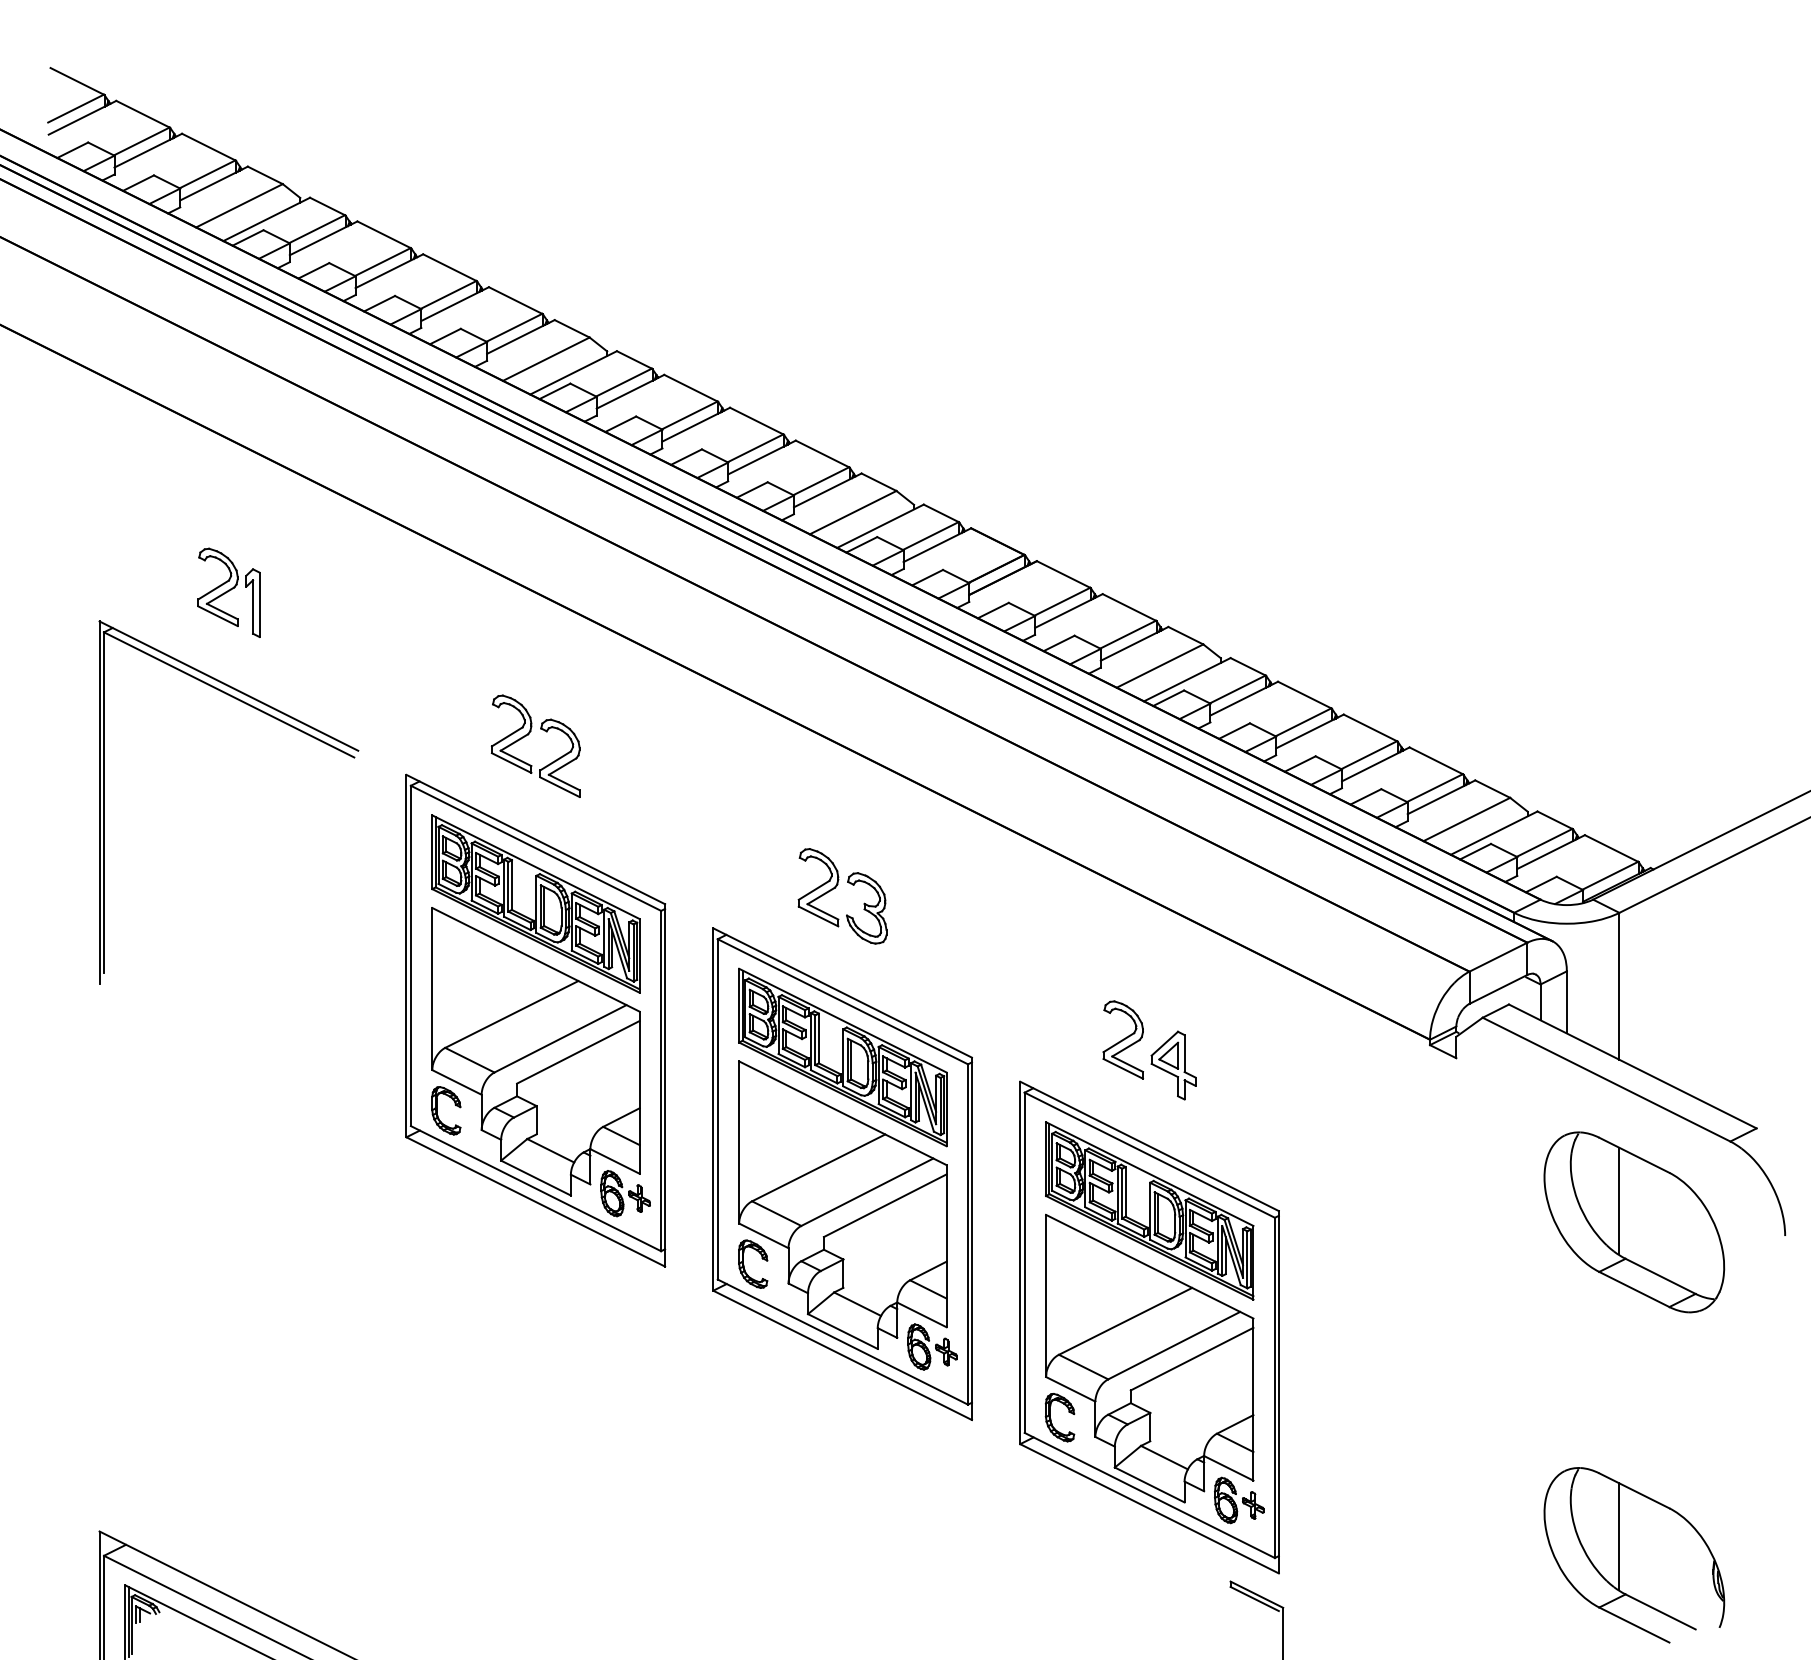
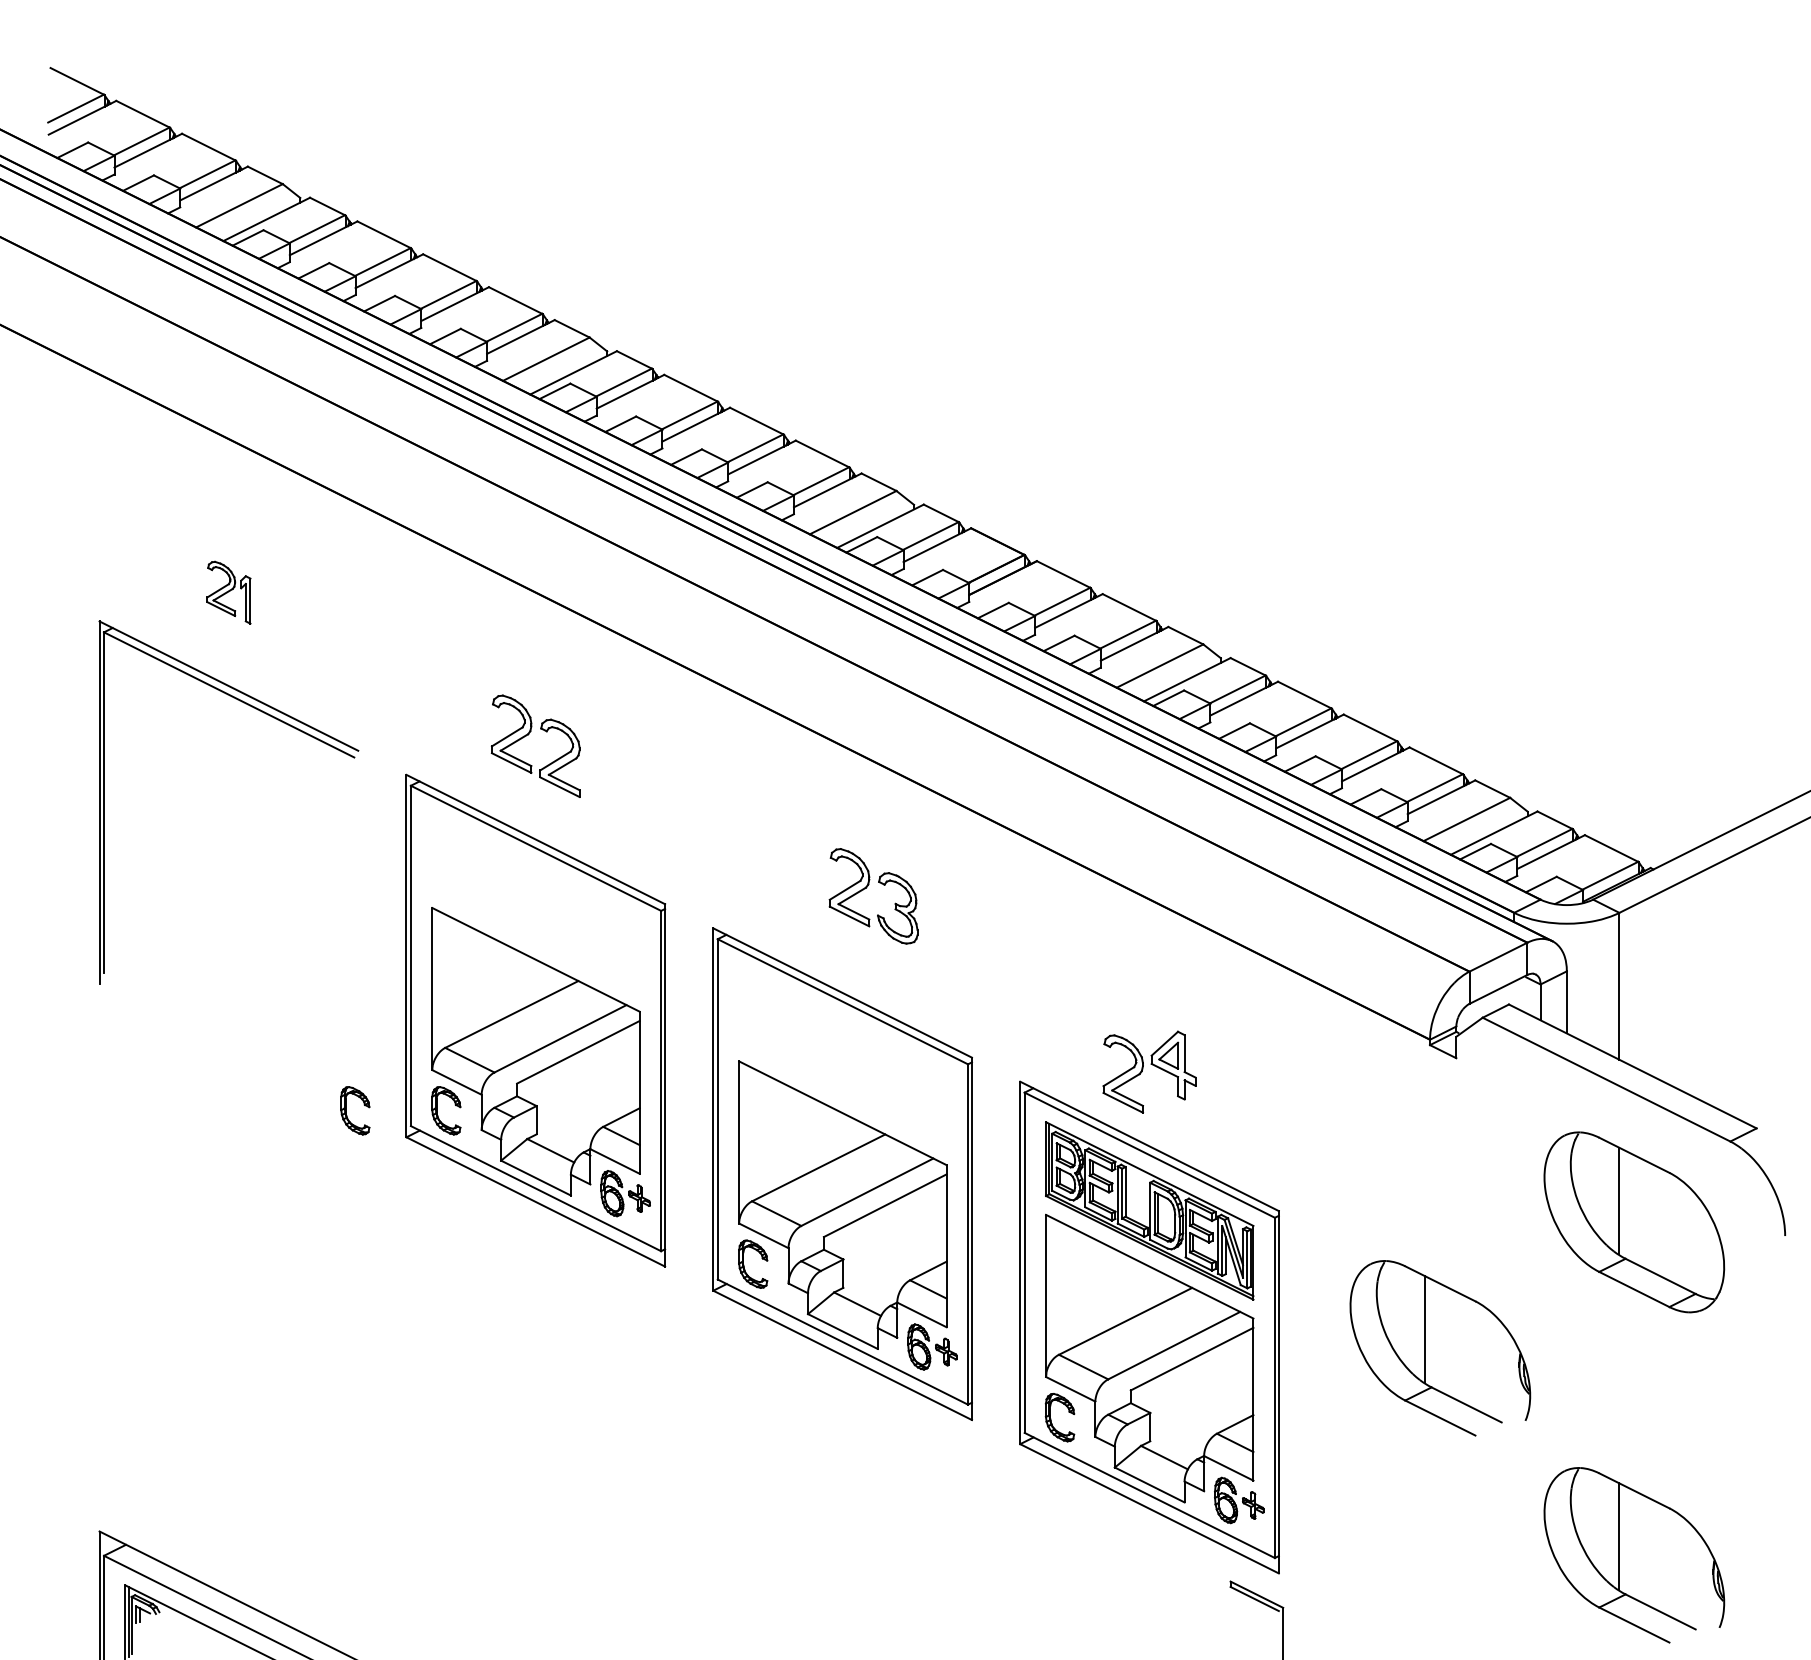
part size: 64x91 px -> 46x65 px (228, 592)
part position: (835, 888) -> (866, 888) (866, 888)
part: present -> none (535, 903)
part position: (1122, 1039) -> (1122, 1073) (1122, 1073)
part: present -> none (842, 1057)
part: none -> present (346, 1110)
part: none -> present (1425, 1348)
